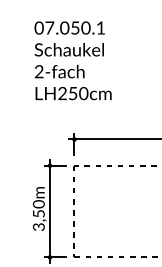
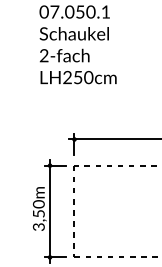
text position: (72, 60) -> (77, 44) (77, 44)
